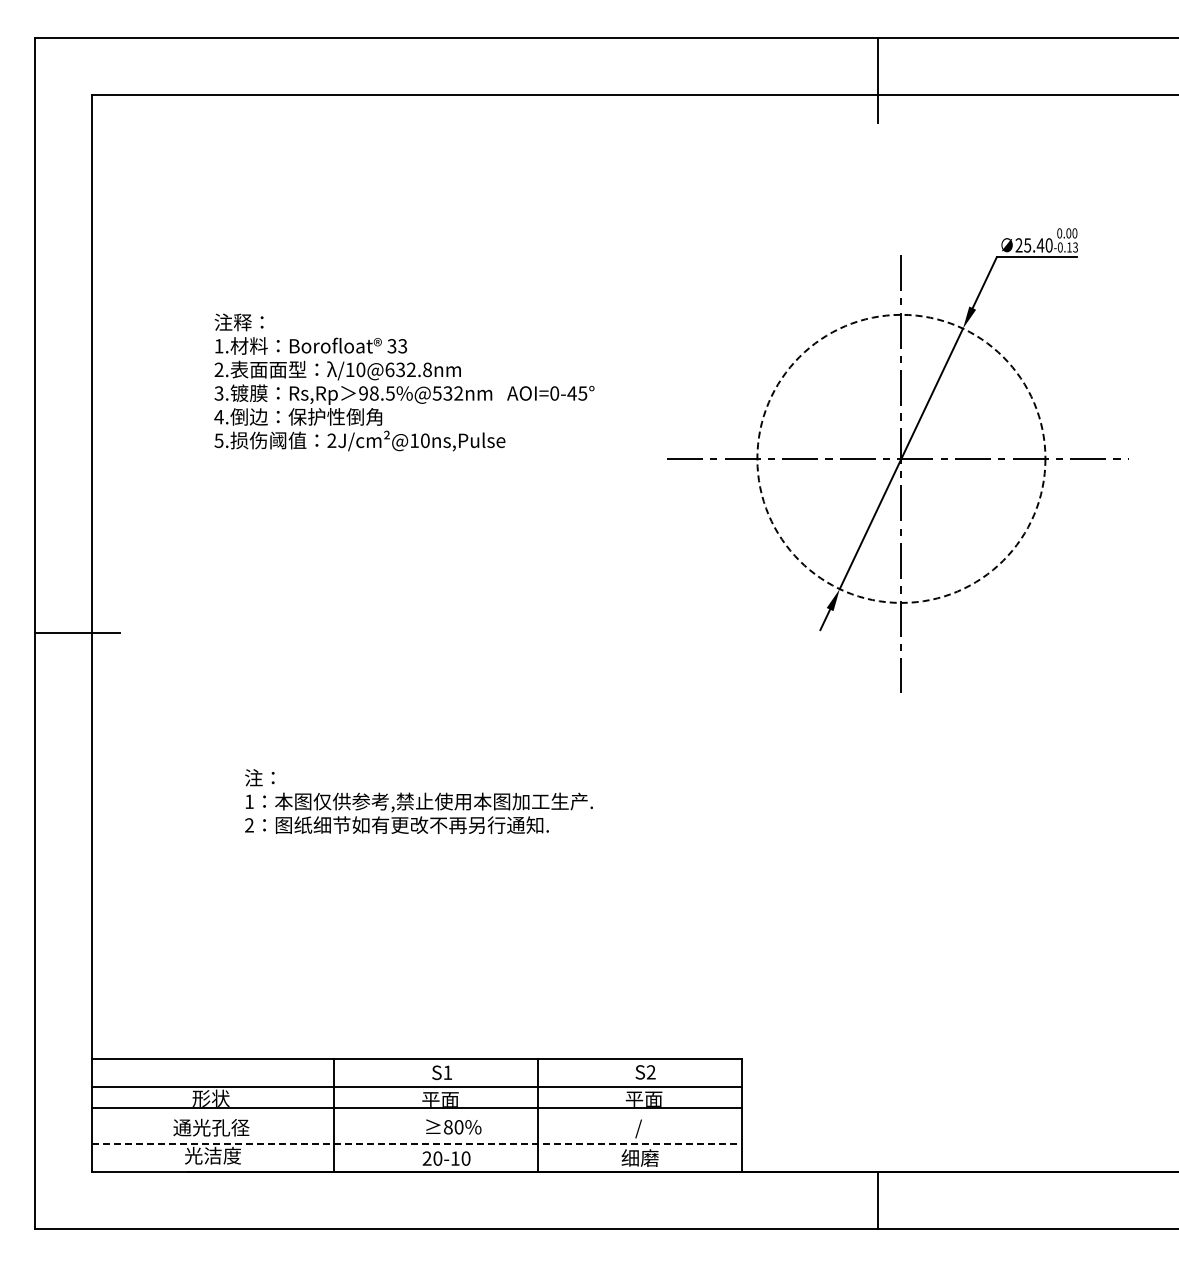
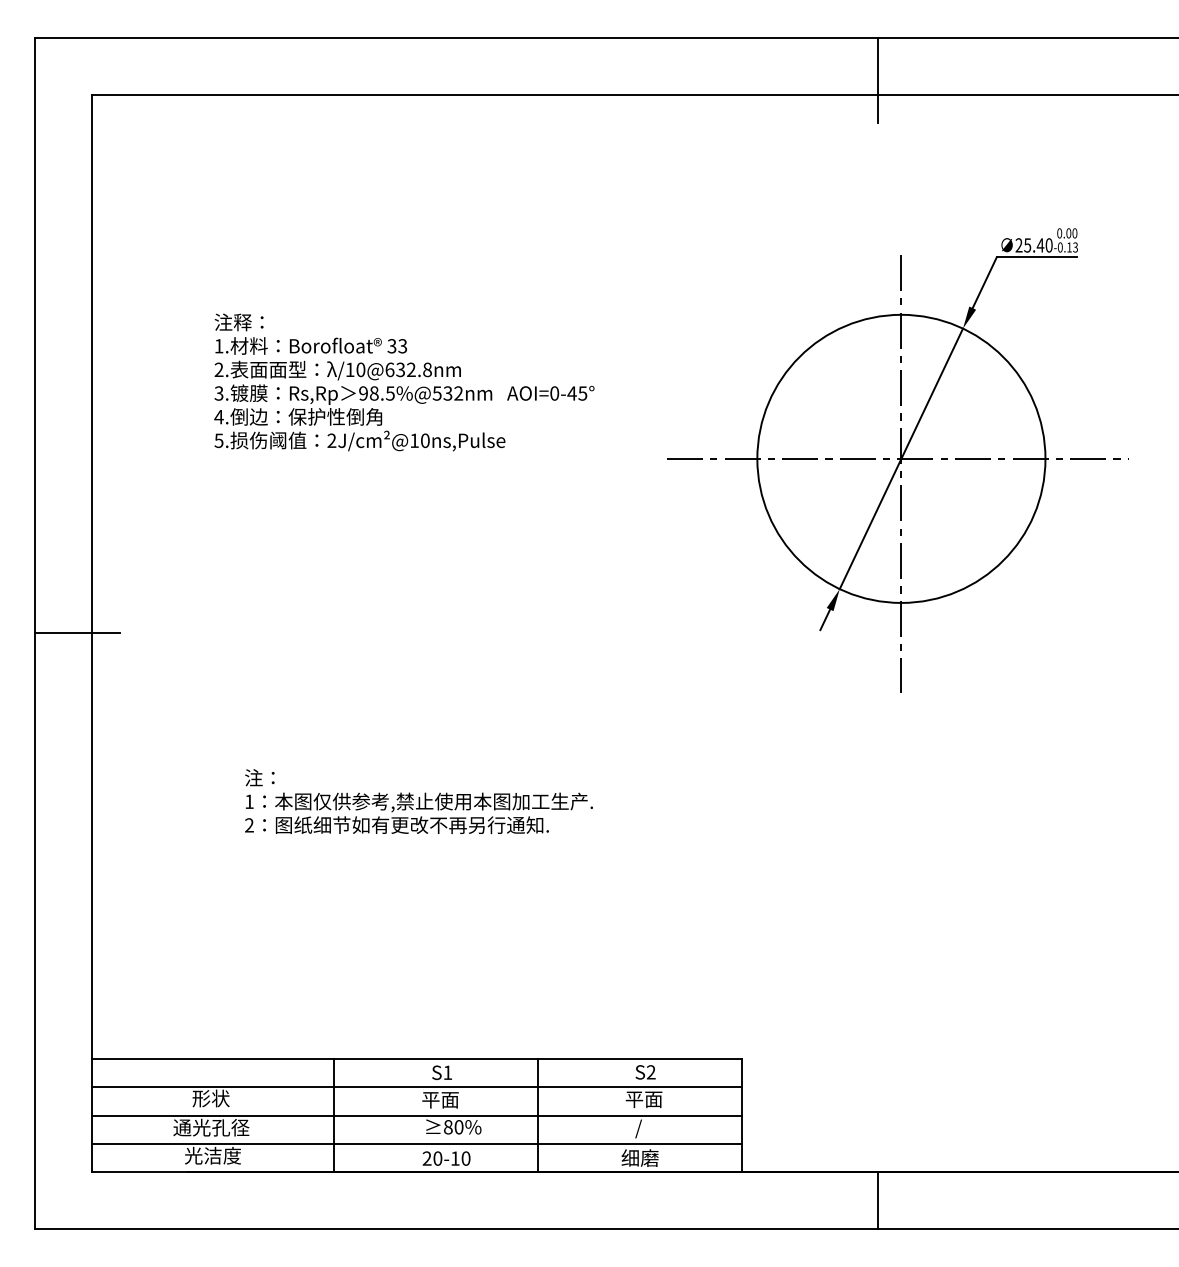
circle: dashed -> solid (901, 458)
line position: (417, 1107) -> (417, 1115) (417, 1115)
line: dashed -> solid (417, 1143)
